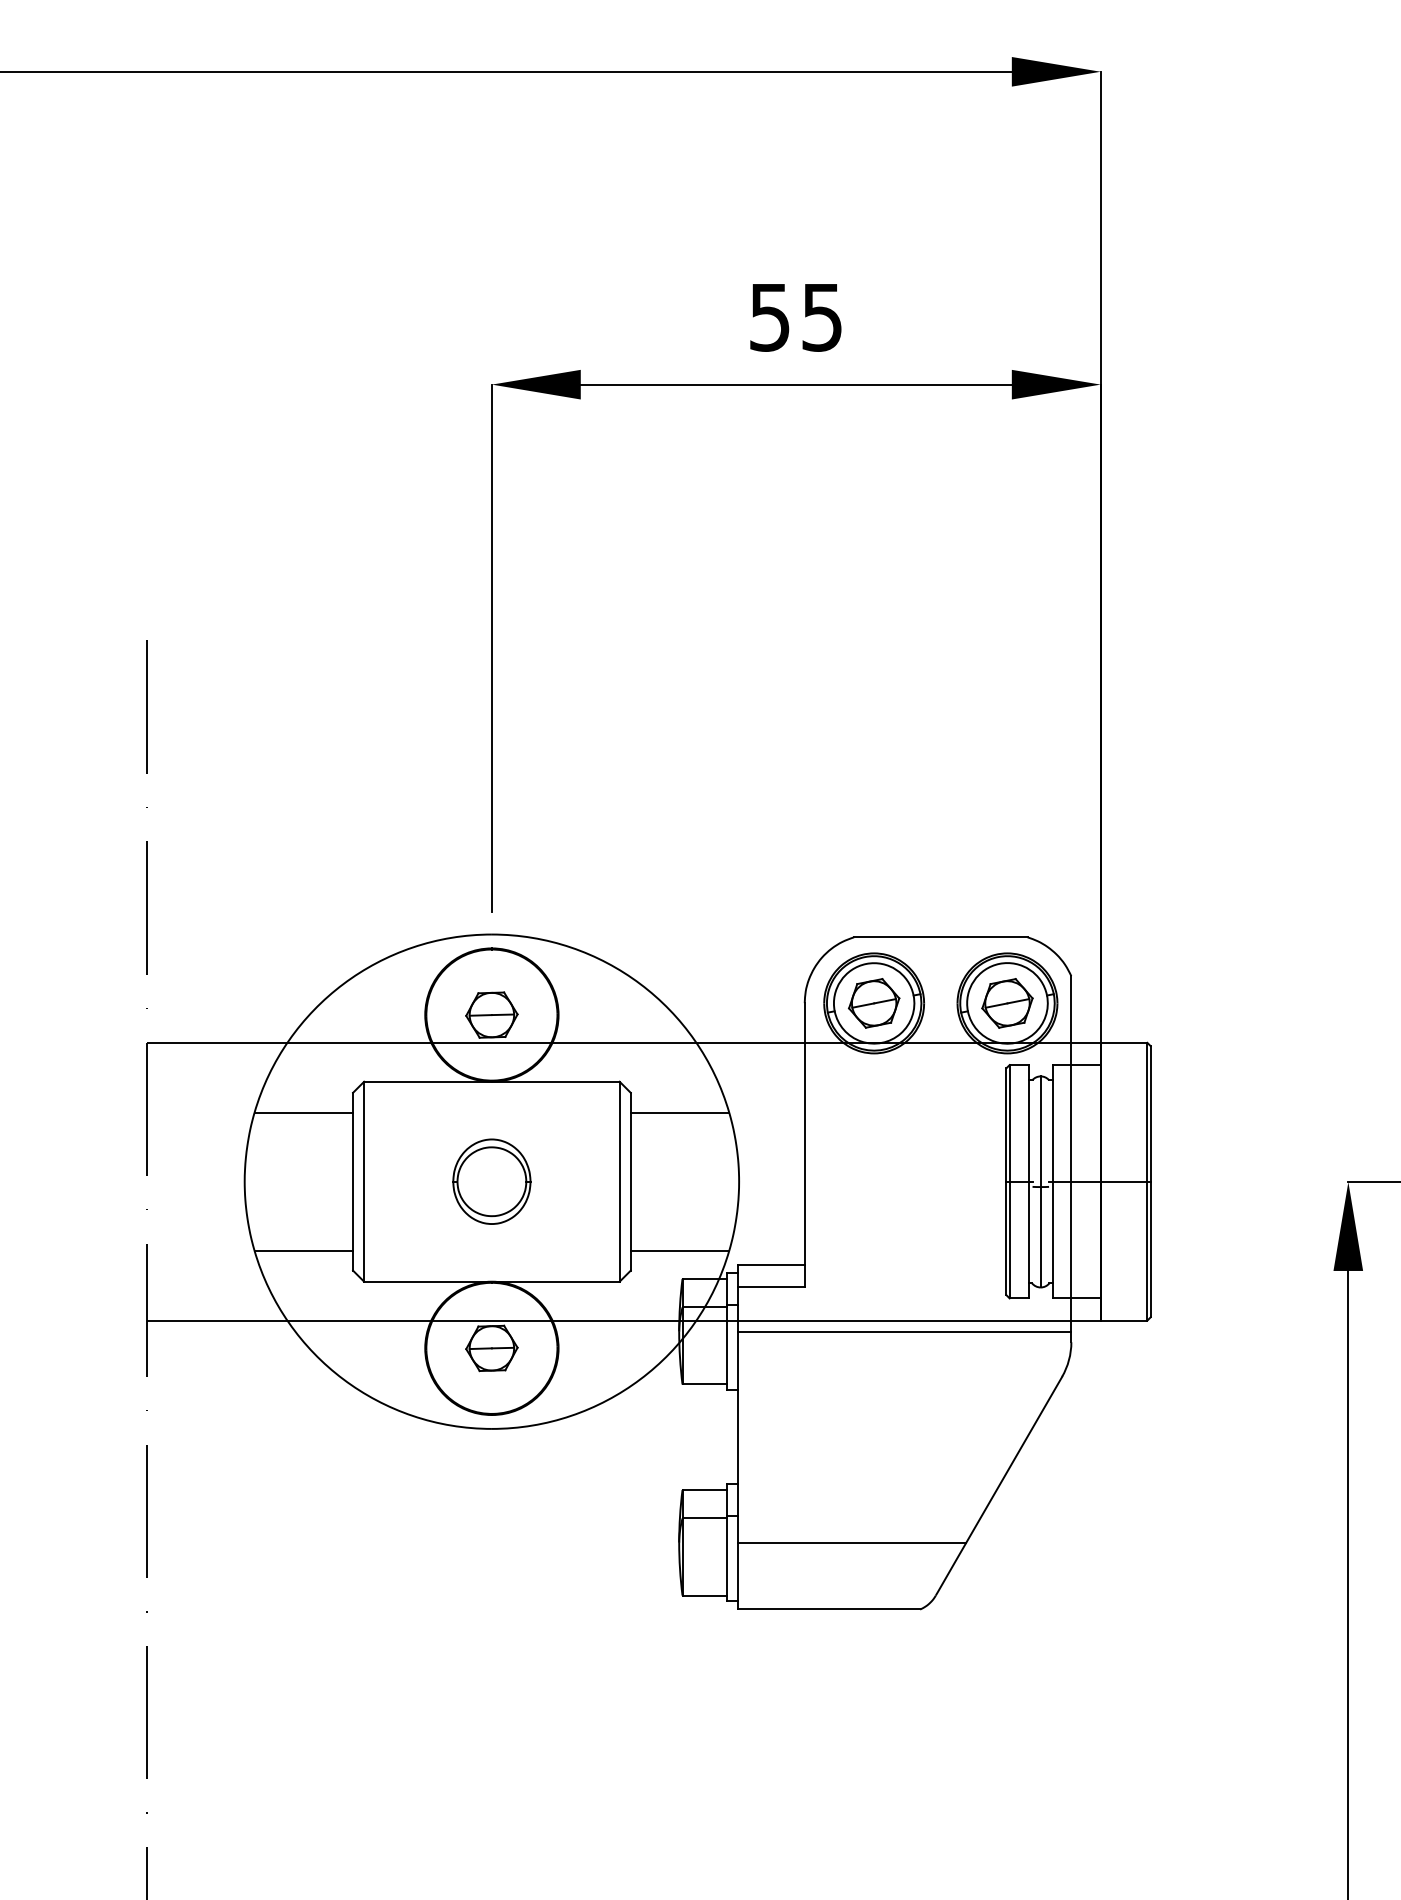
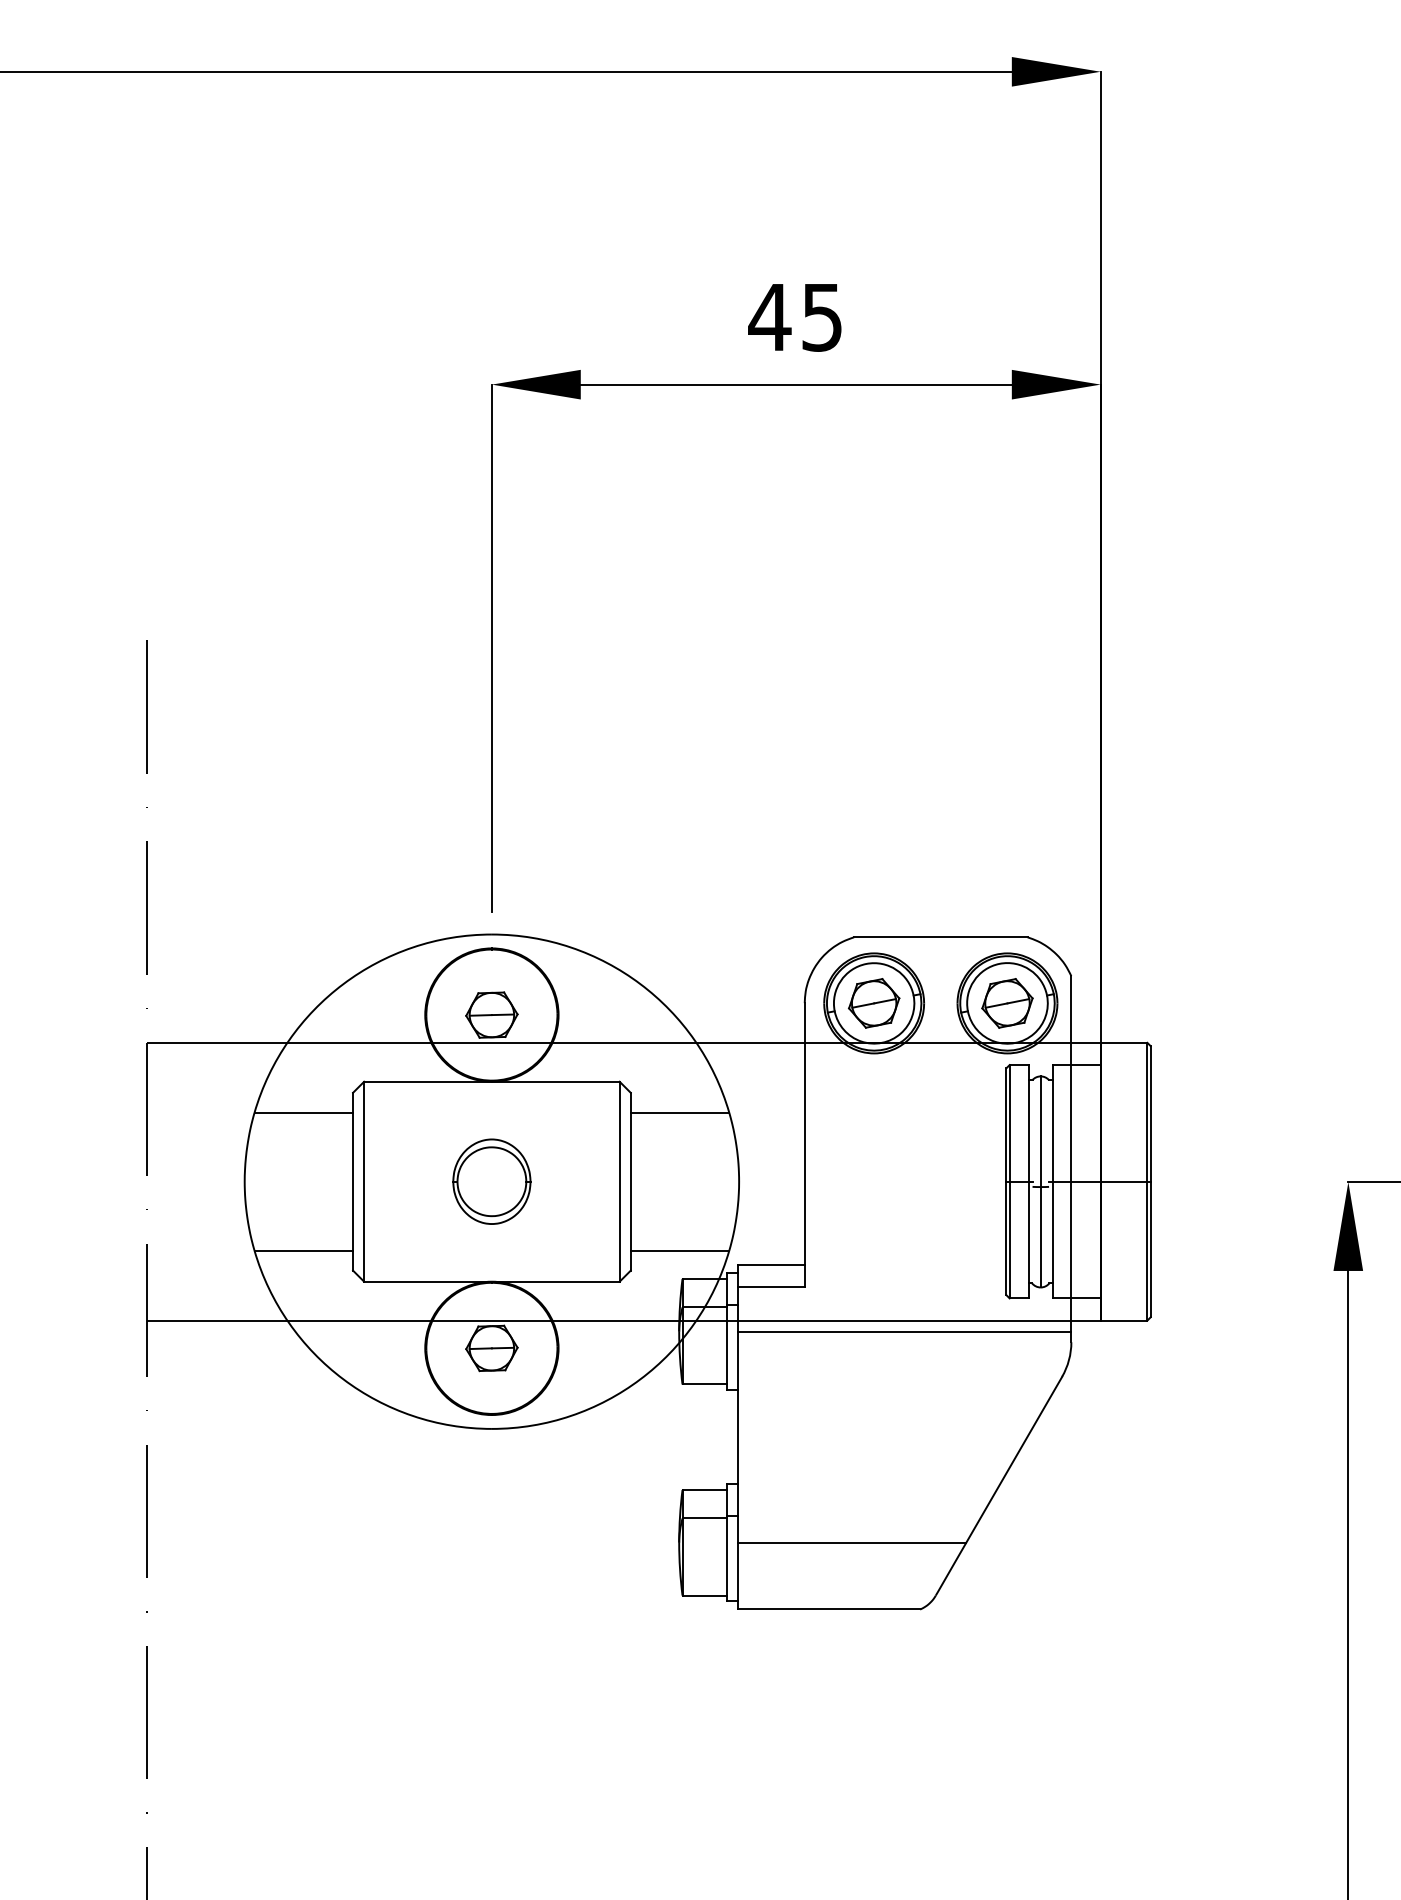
text: 55 -> 45 (769, 317)
